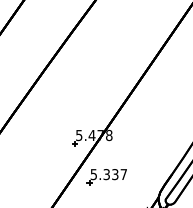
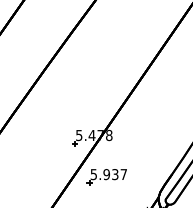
text: 5.337 -> 5.937 (106, 174)
